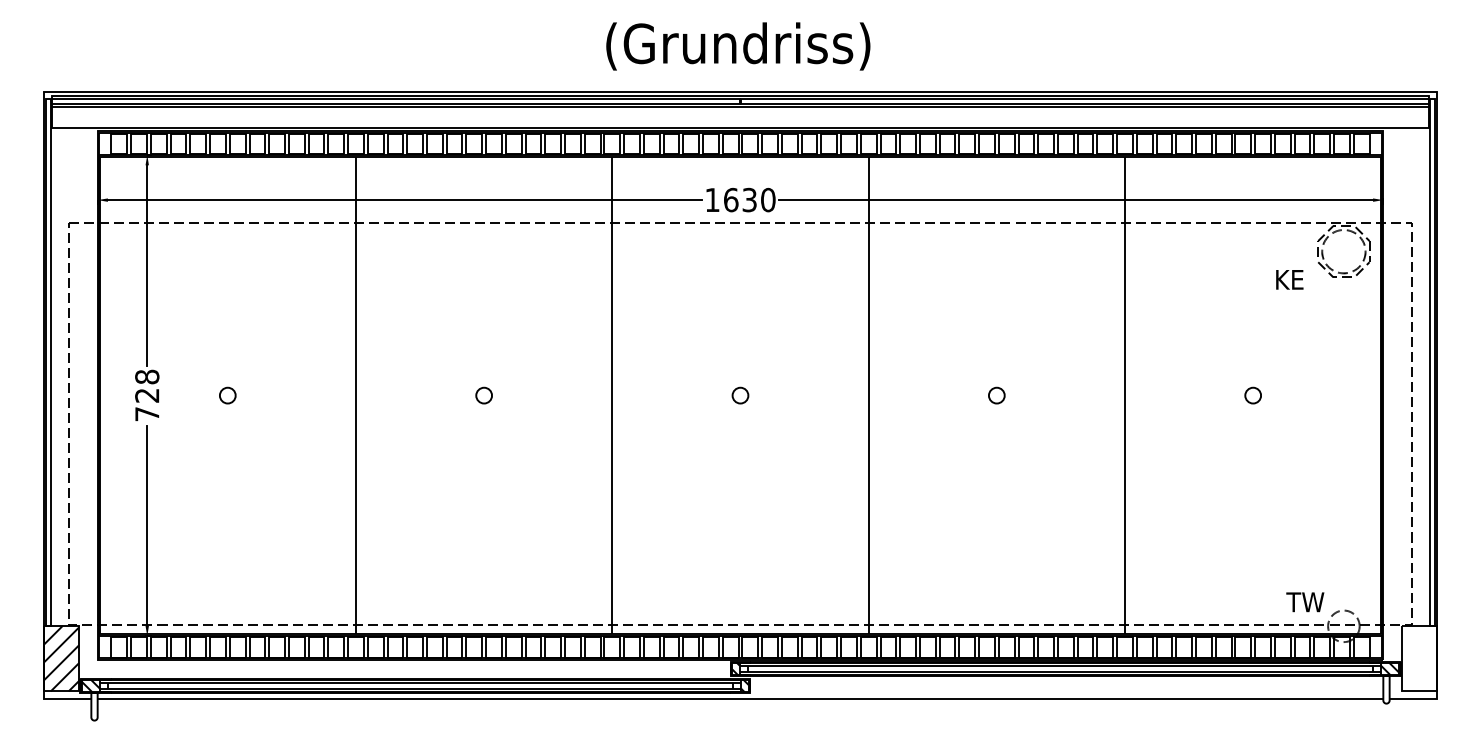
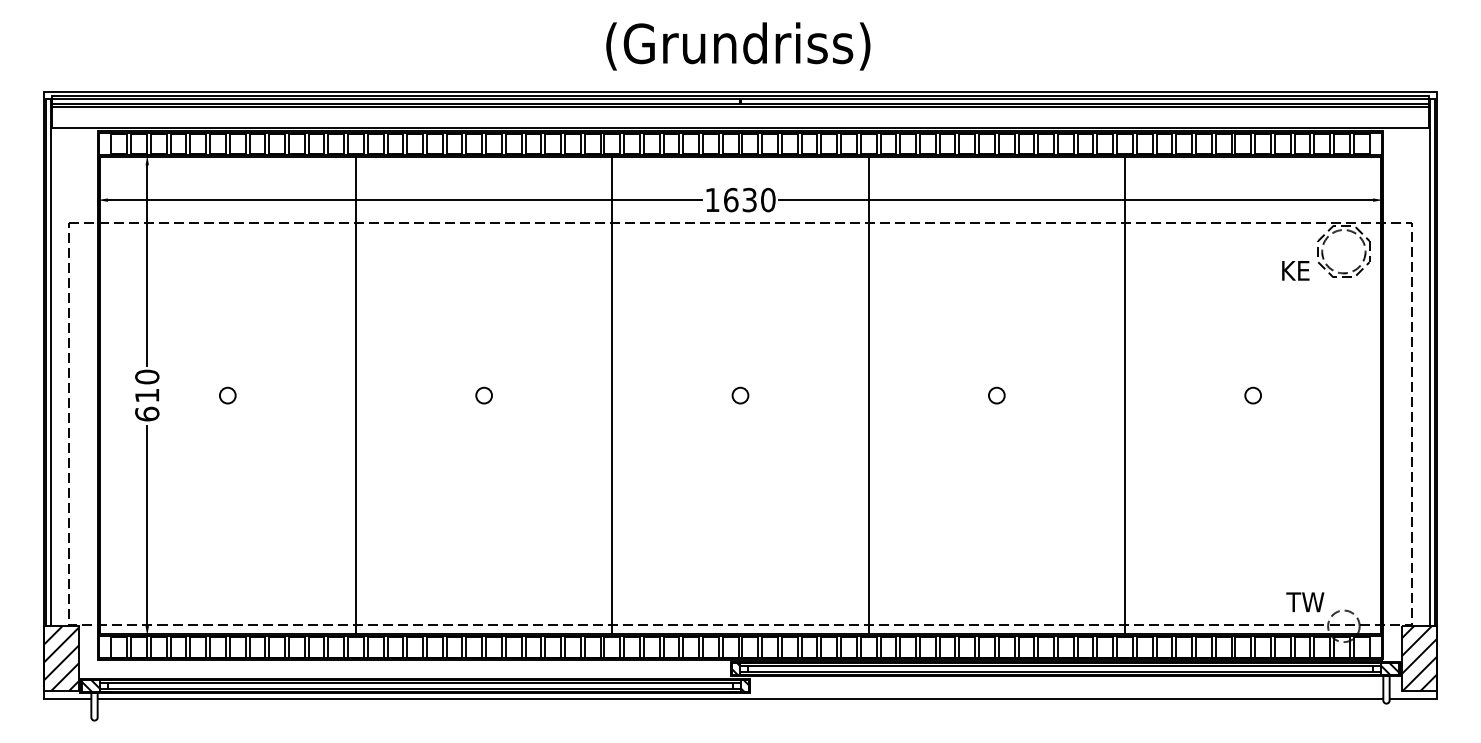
text position: (1289, 279) -> (1295, 270) (1295, 270)
text: 728 -> 610 (147, 395)
hatch: none -> present (1418, 658)
